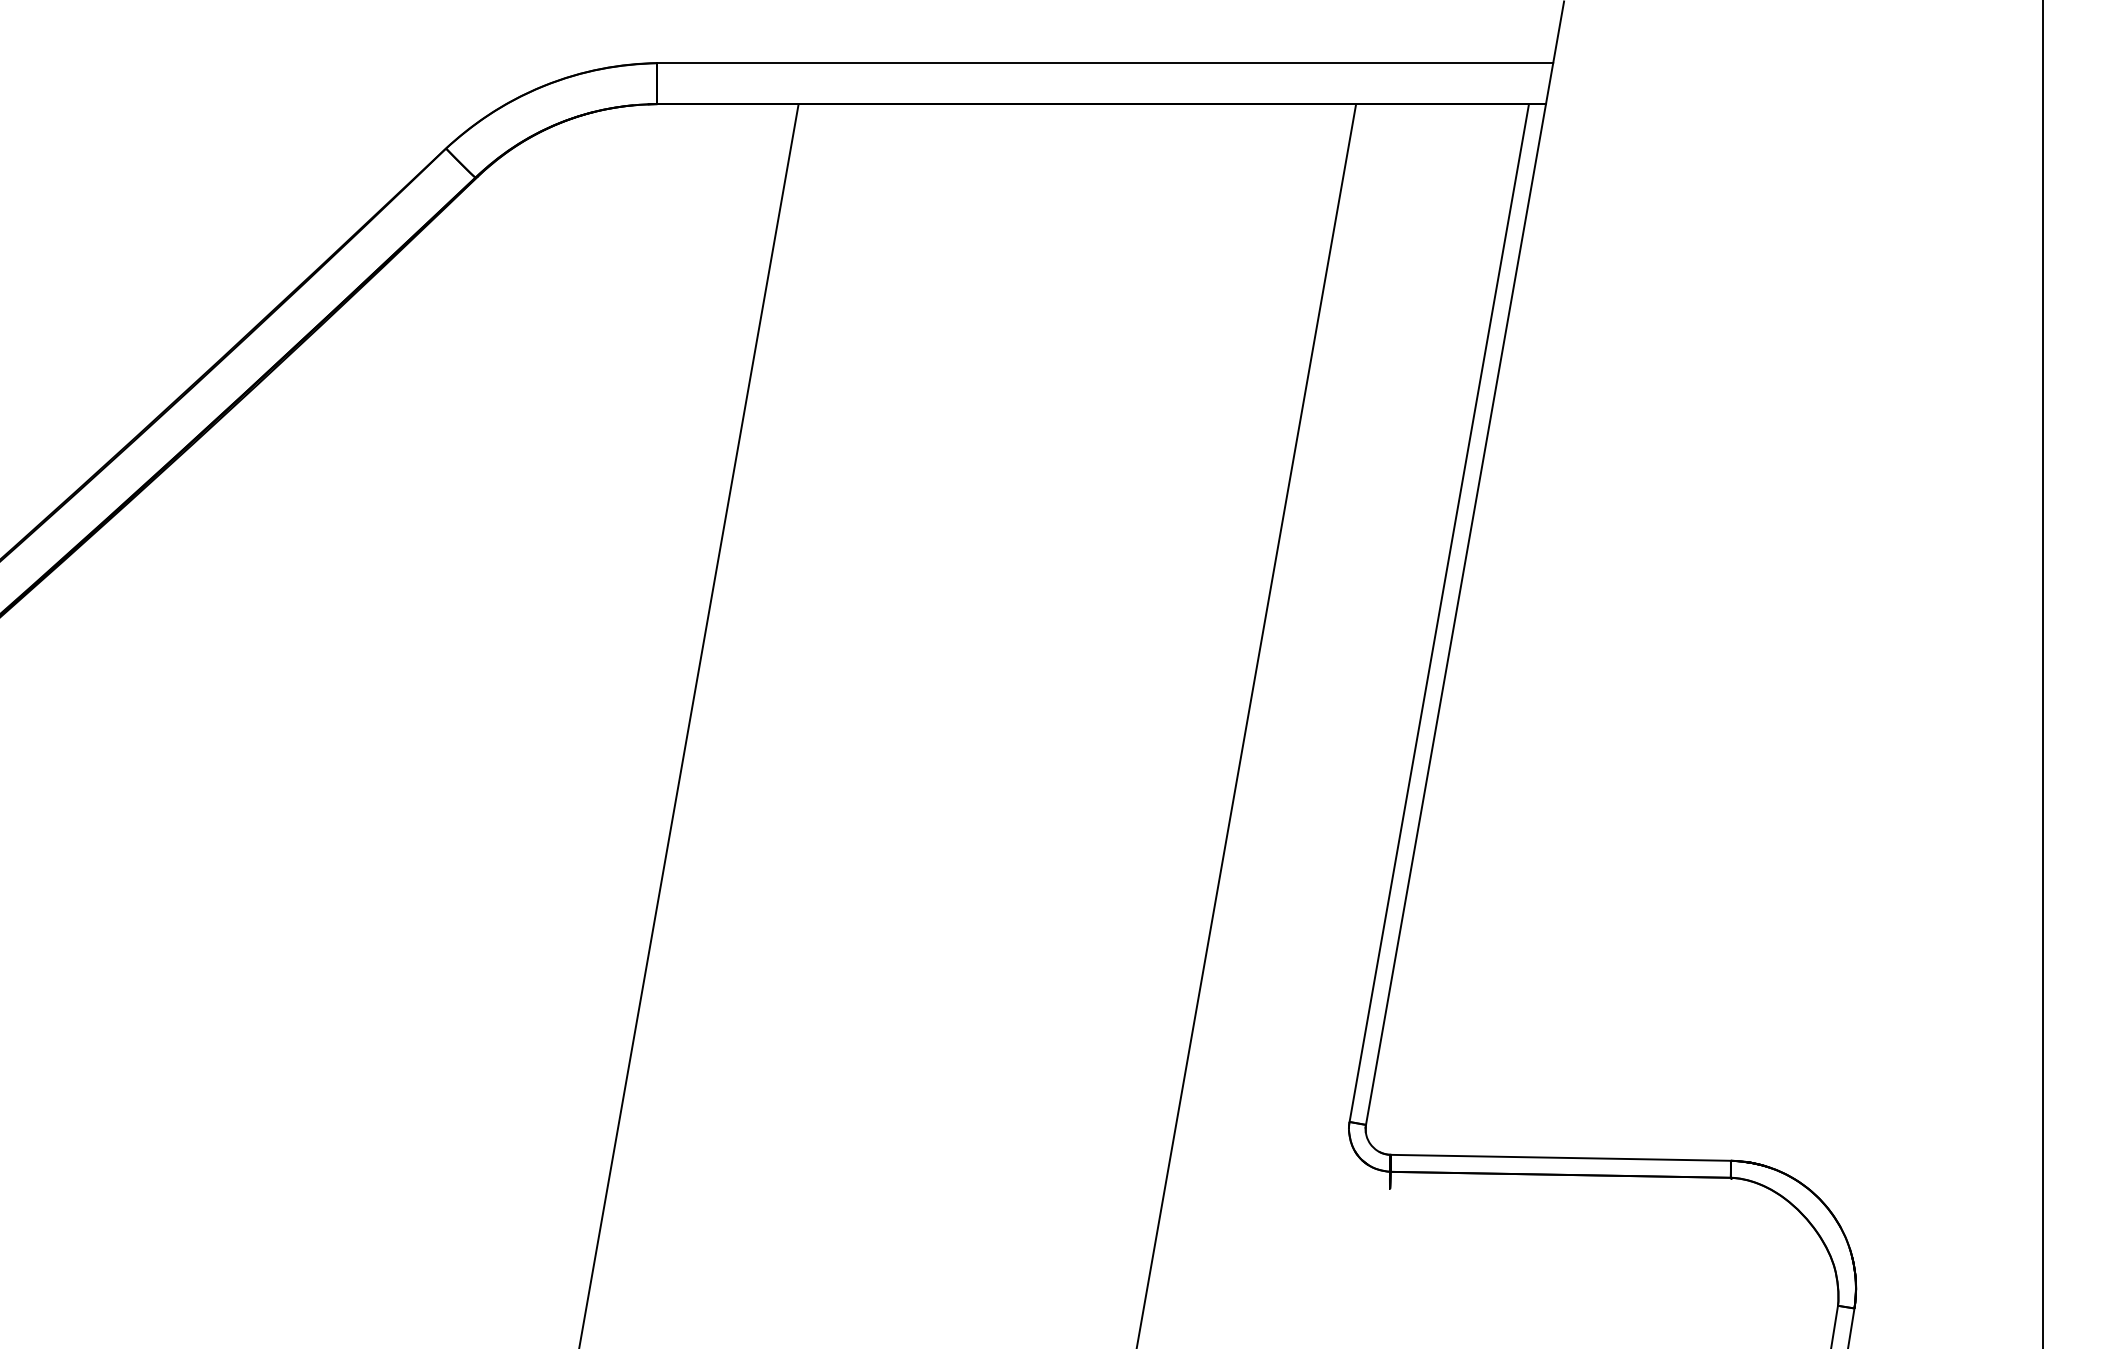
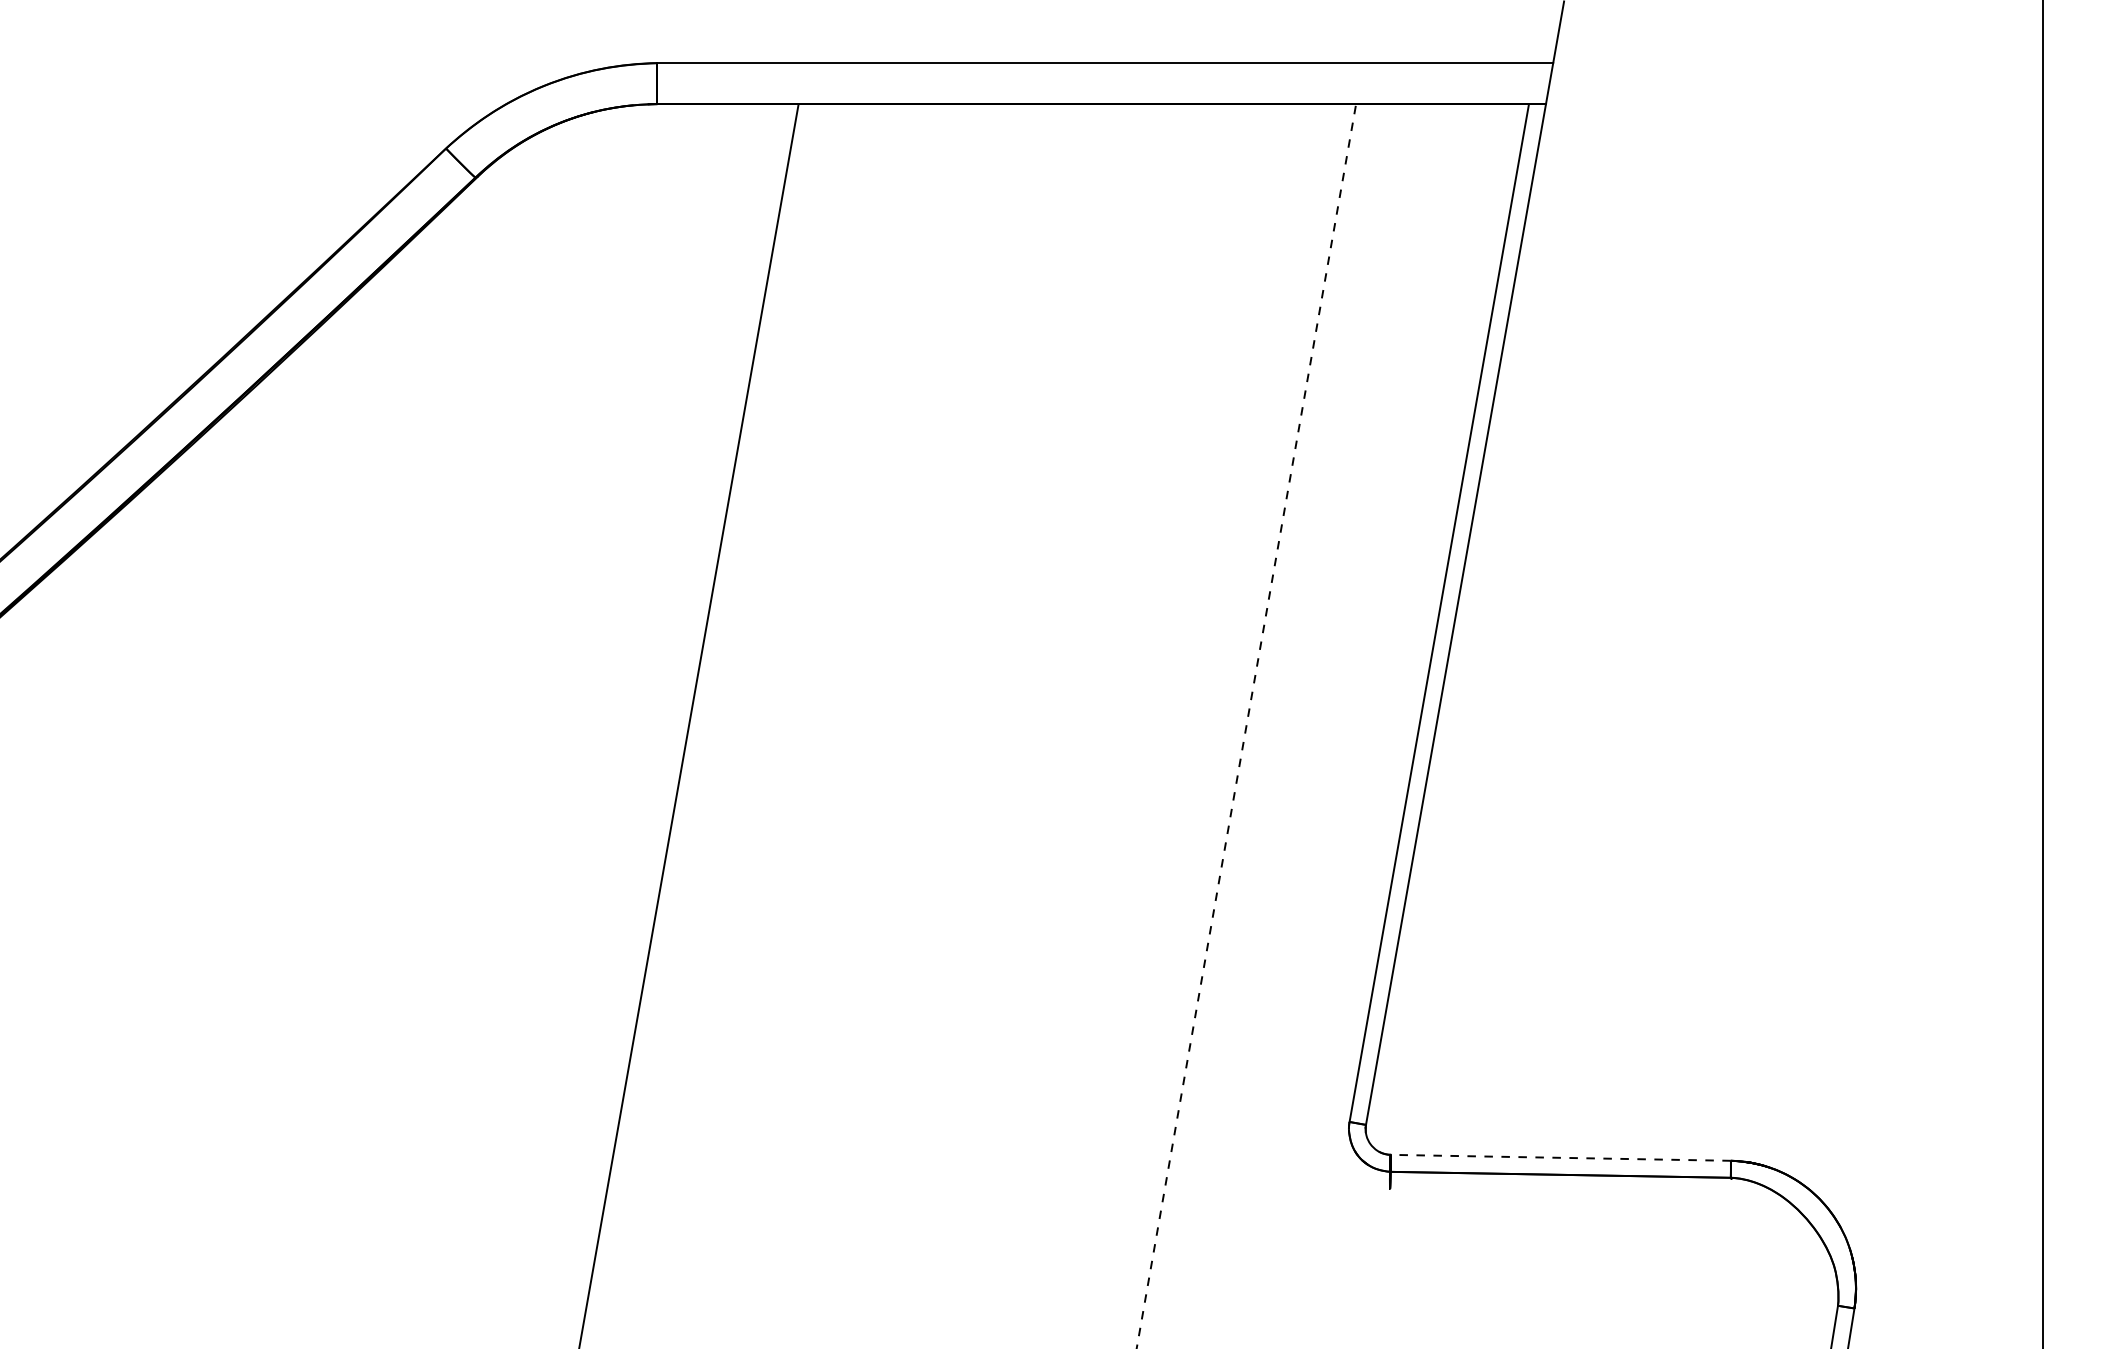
line: solid -> dashed (1246, 726)
line: solid -> dashed (1560, 1157)
